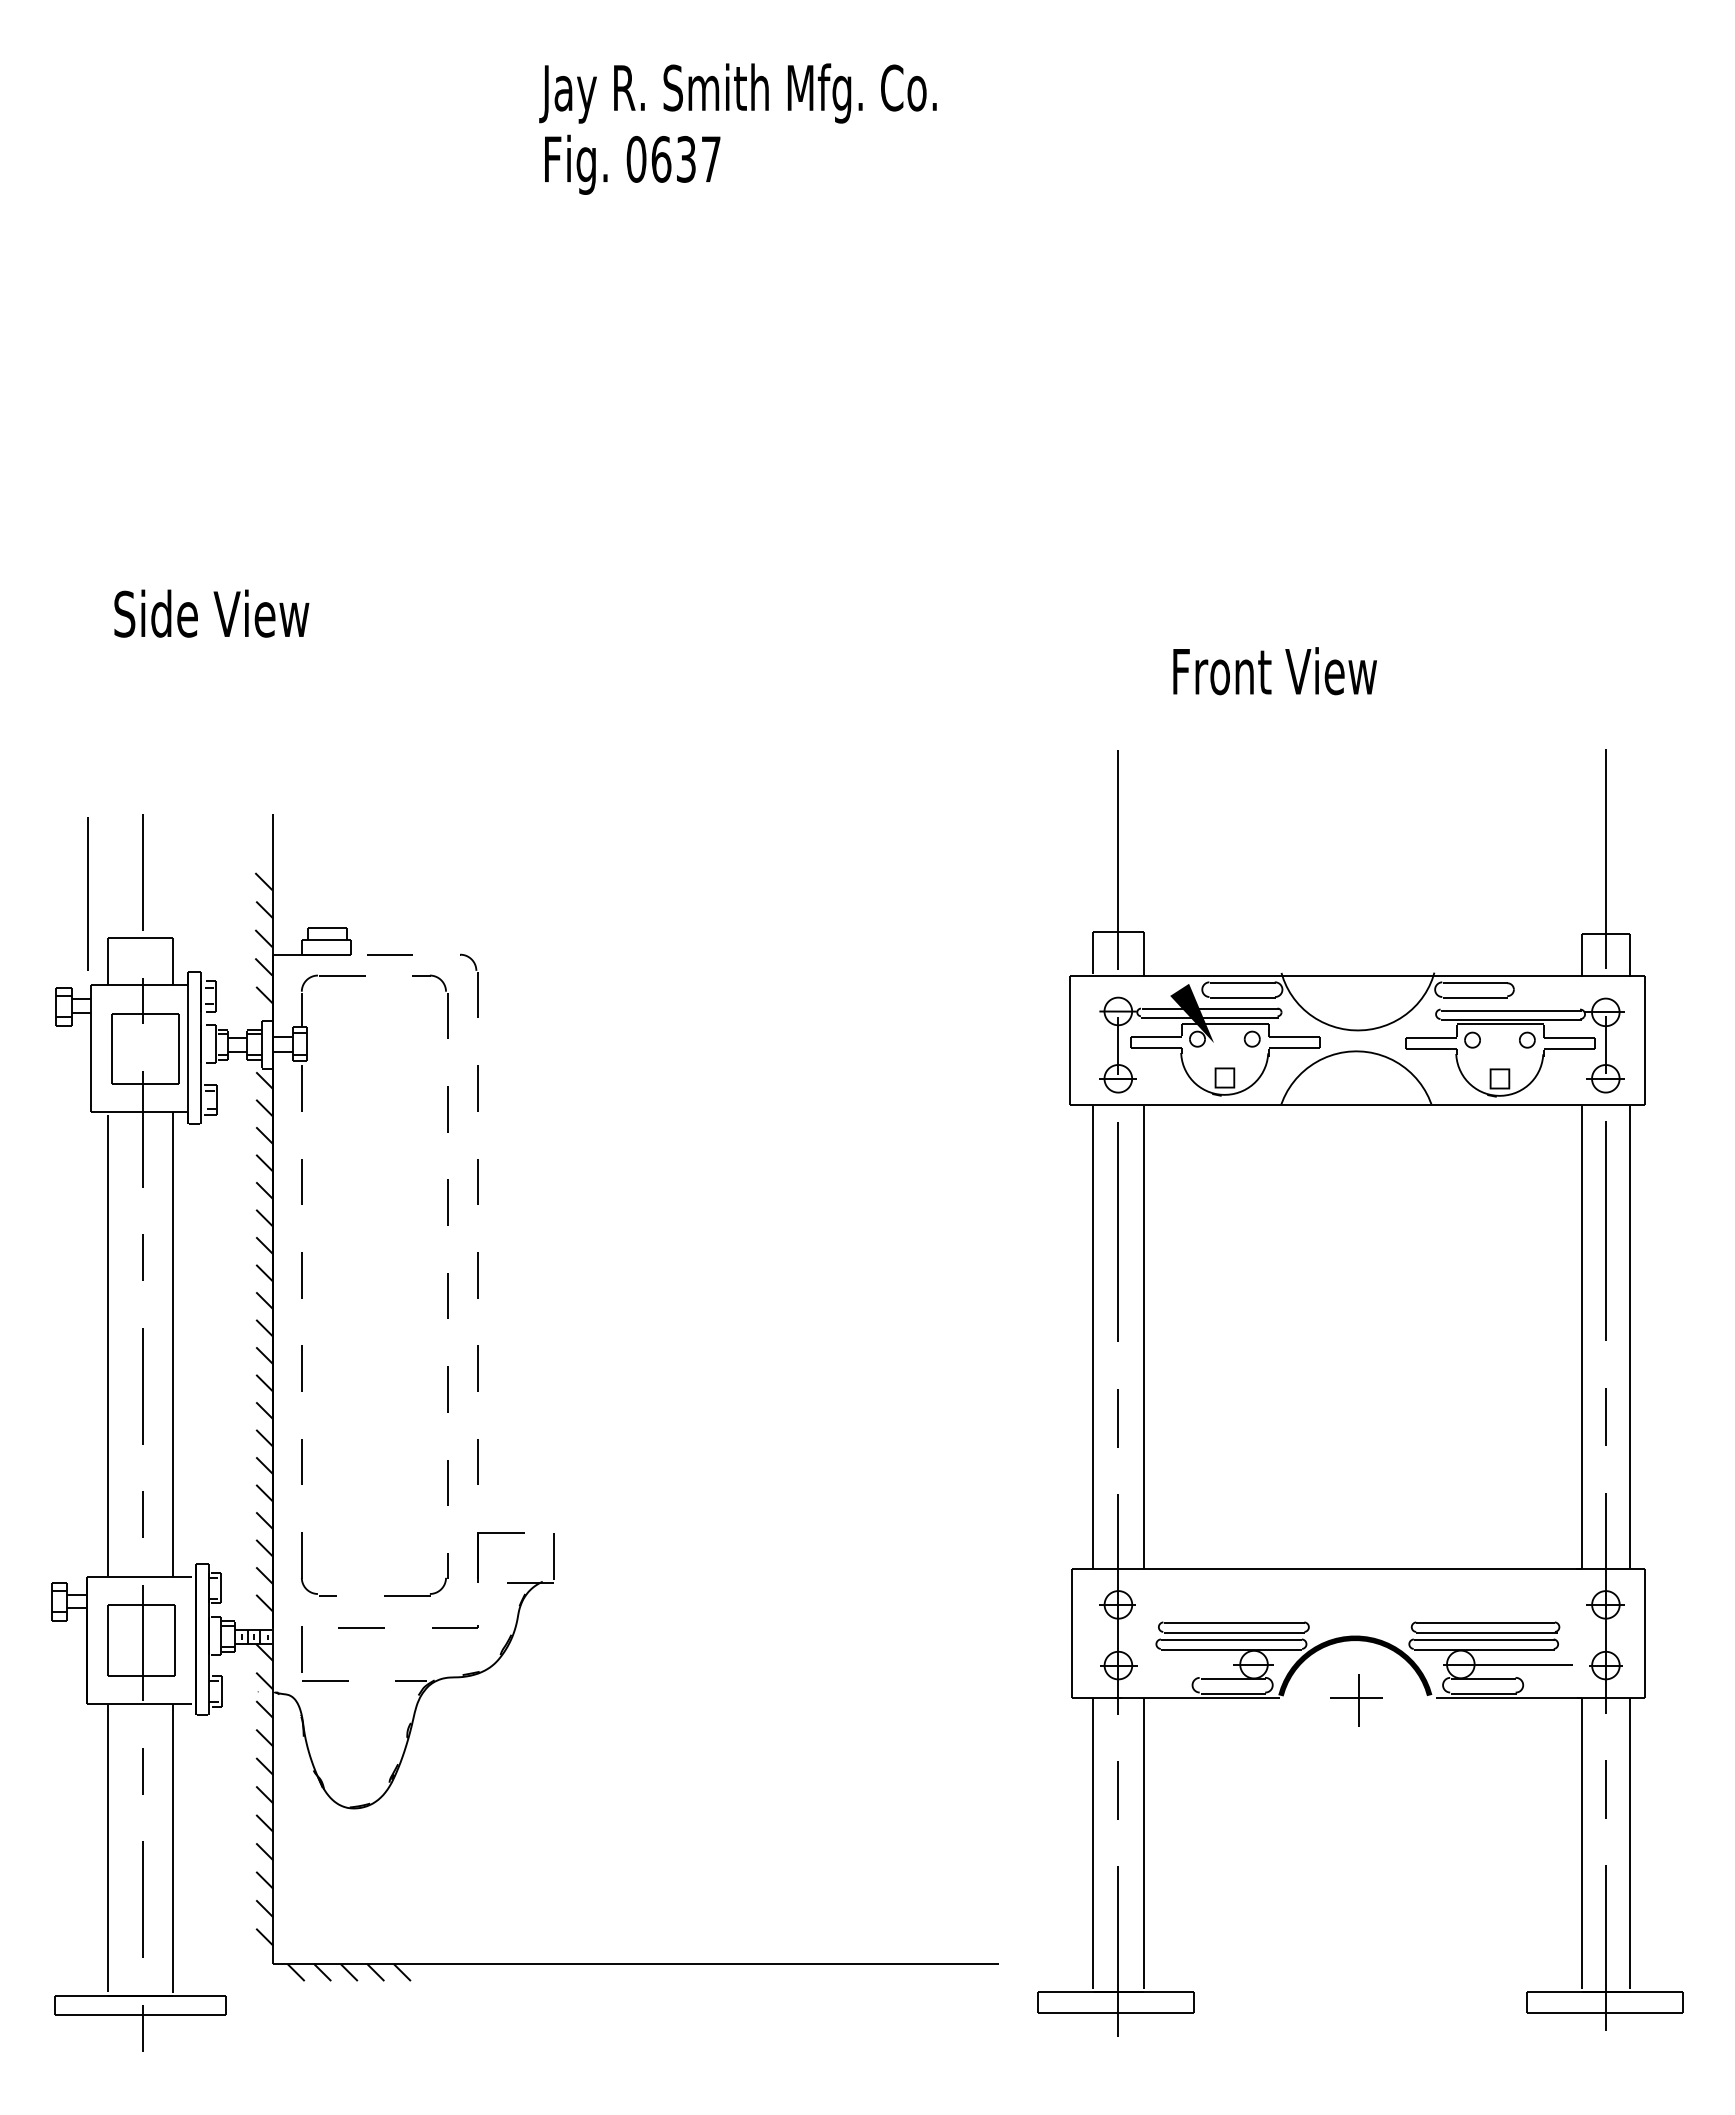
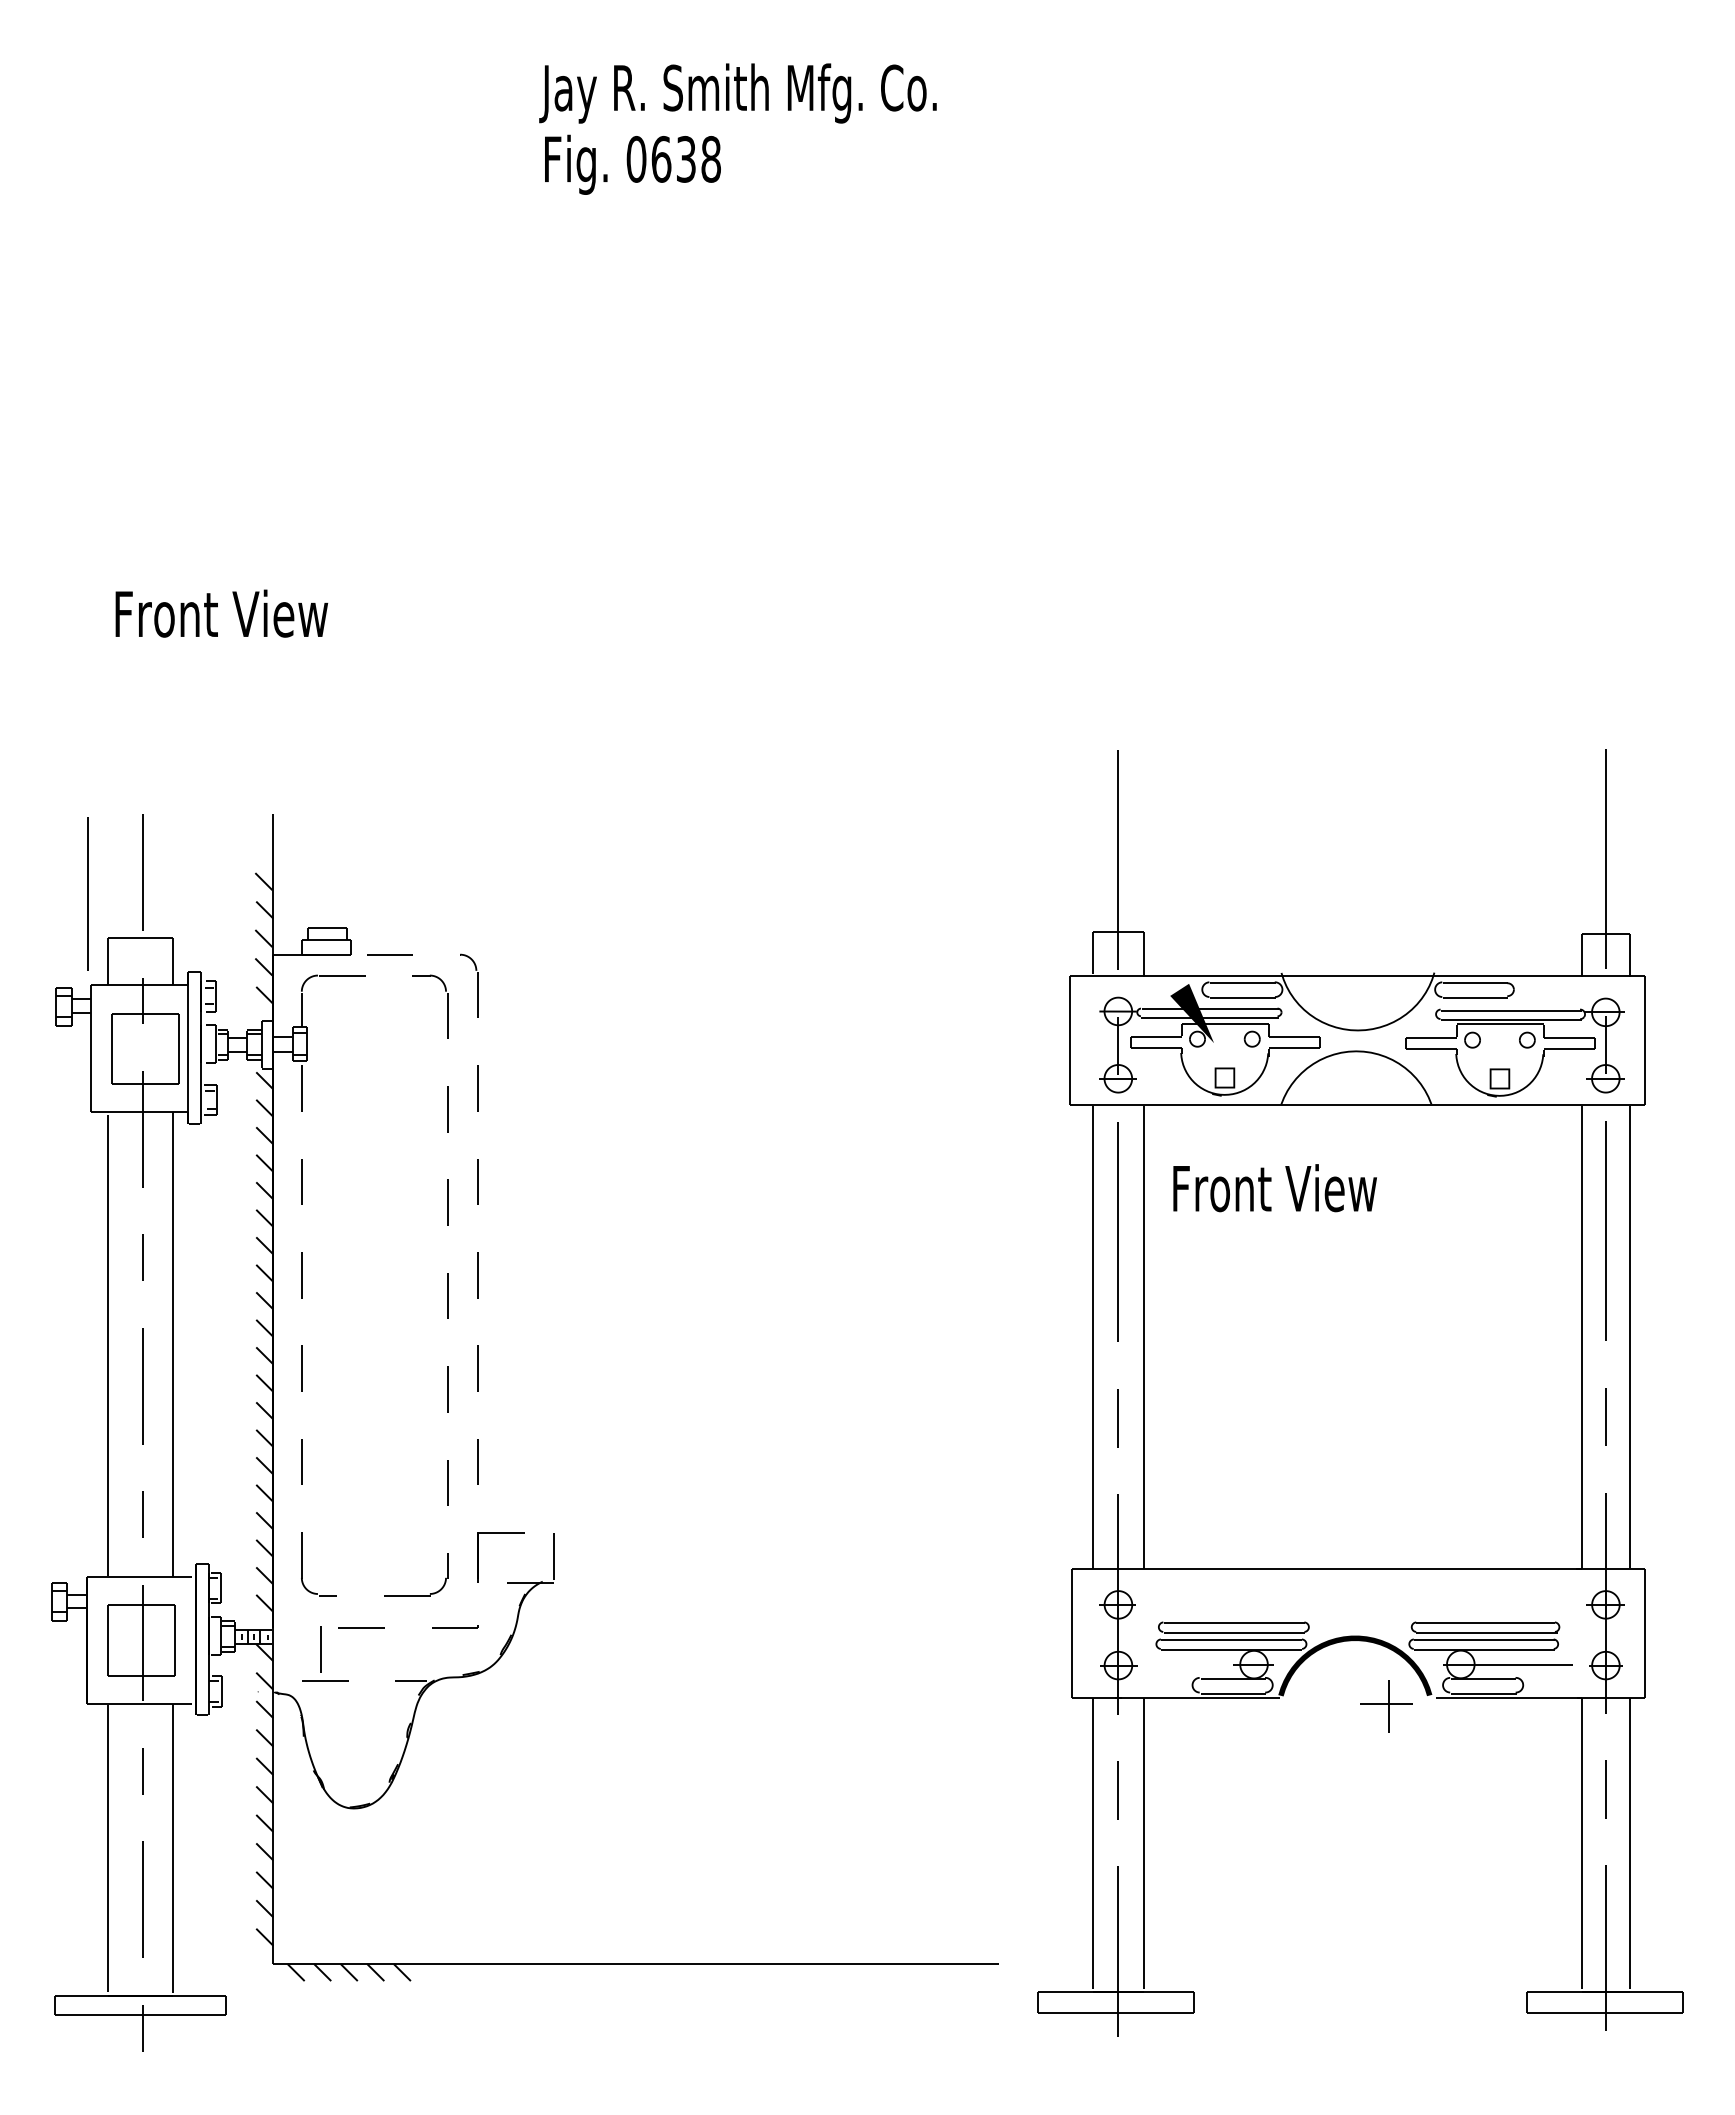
text: 0637 -> 0638 (710, 159)
text: Side View -> Front View (221, 613)
text position: (1274, 671) -> (1274, 1188) (1274, 1188)
line position: (301, 1649) -> (320, 1649) (320, 1649)
part position: (1356, 1700) -> (1386, 1706) (1386, 1706)
